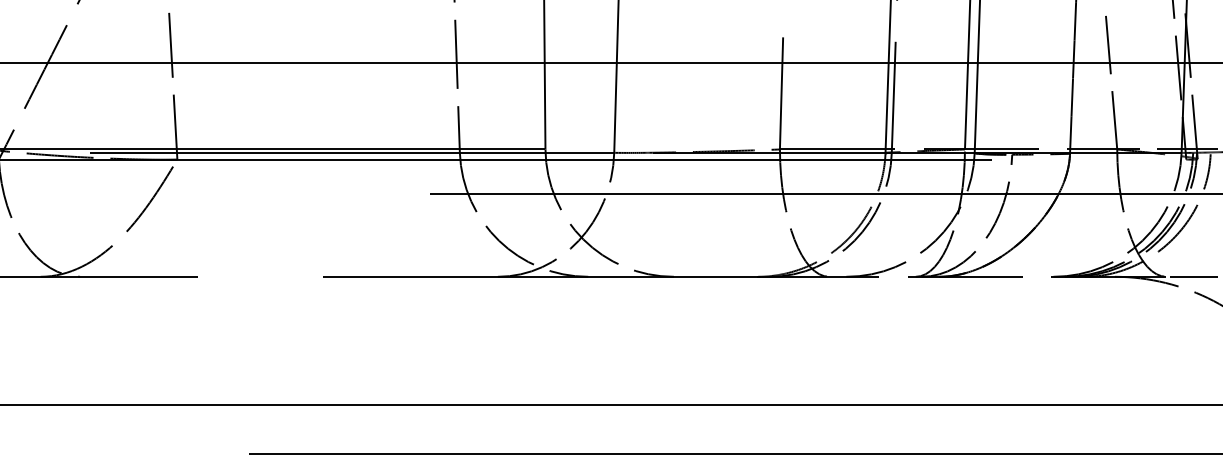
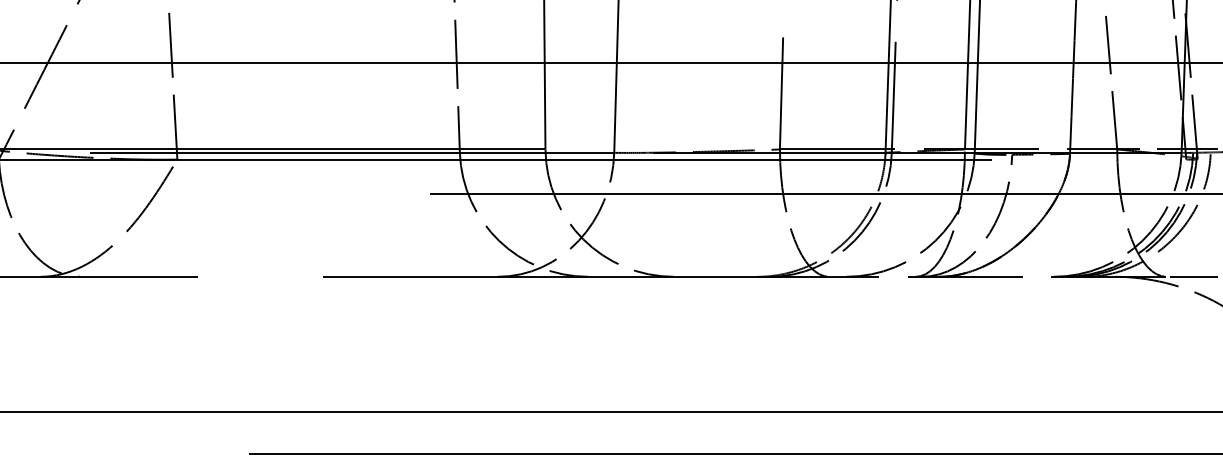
line position: (610, 405) -> (610, 412) (610, 412)
